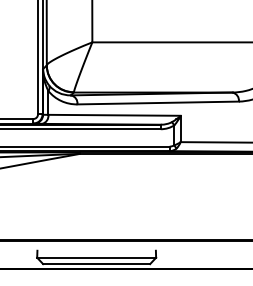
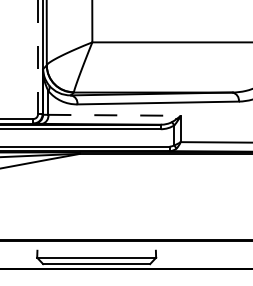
line: solid -> dashed (37, 56)
line: solid -> dashed (115, 115)
